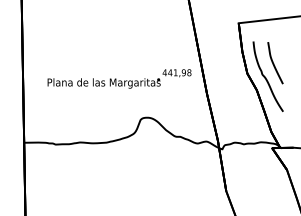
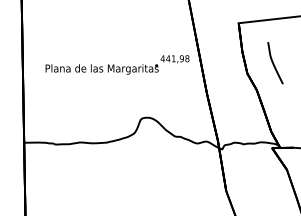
curve: present -> none (266, 77)
text position: (119, 78) -> (117, 64) (117, 64)
